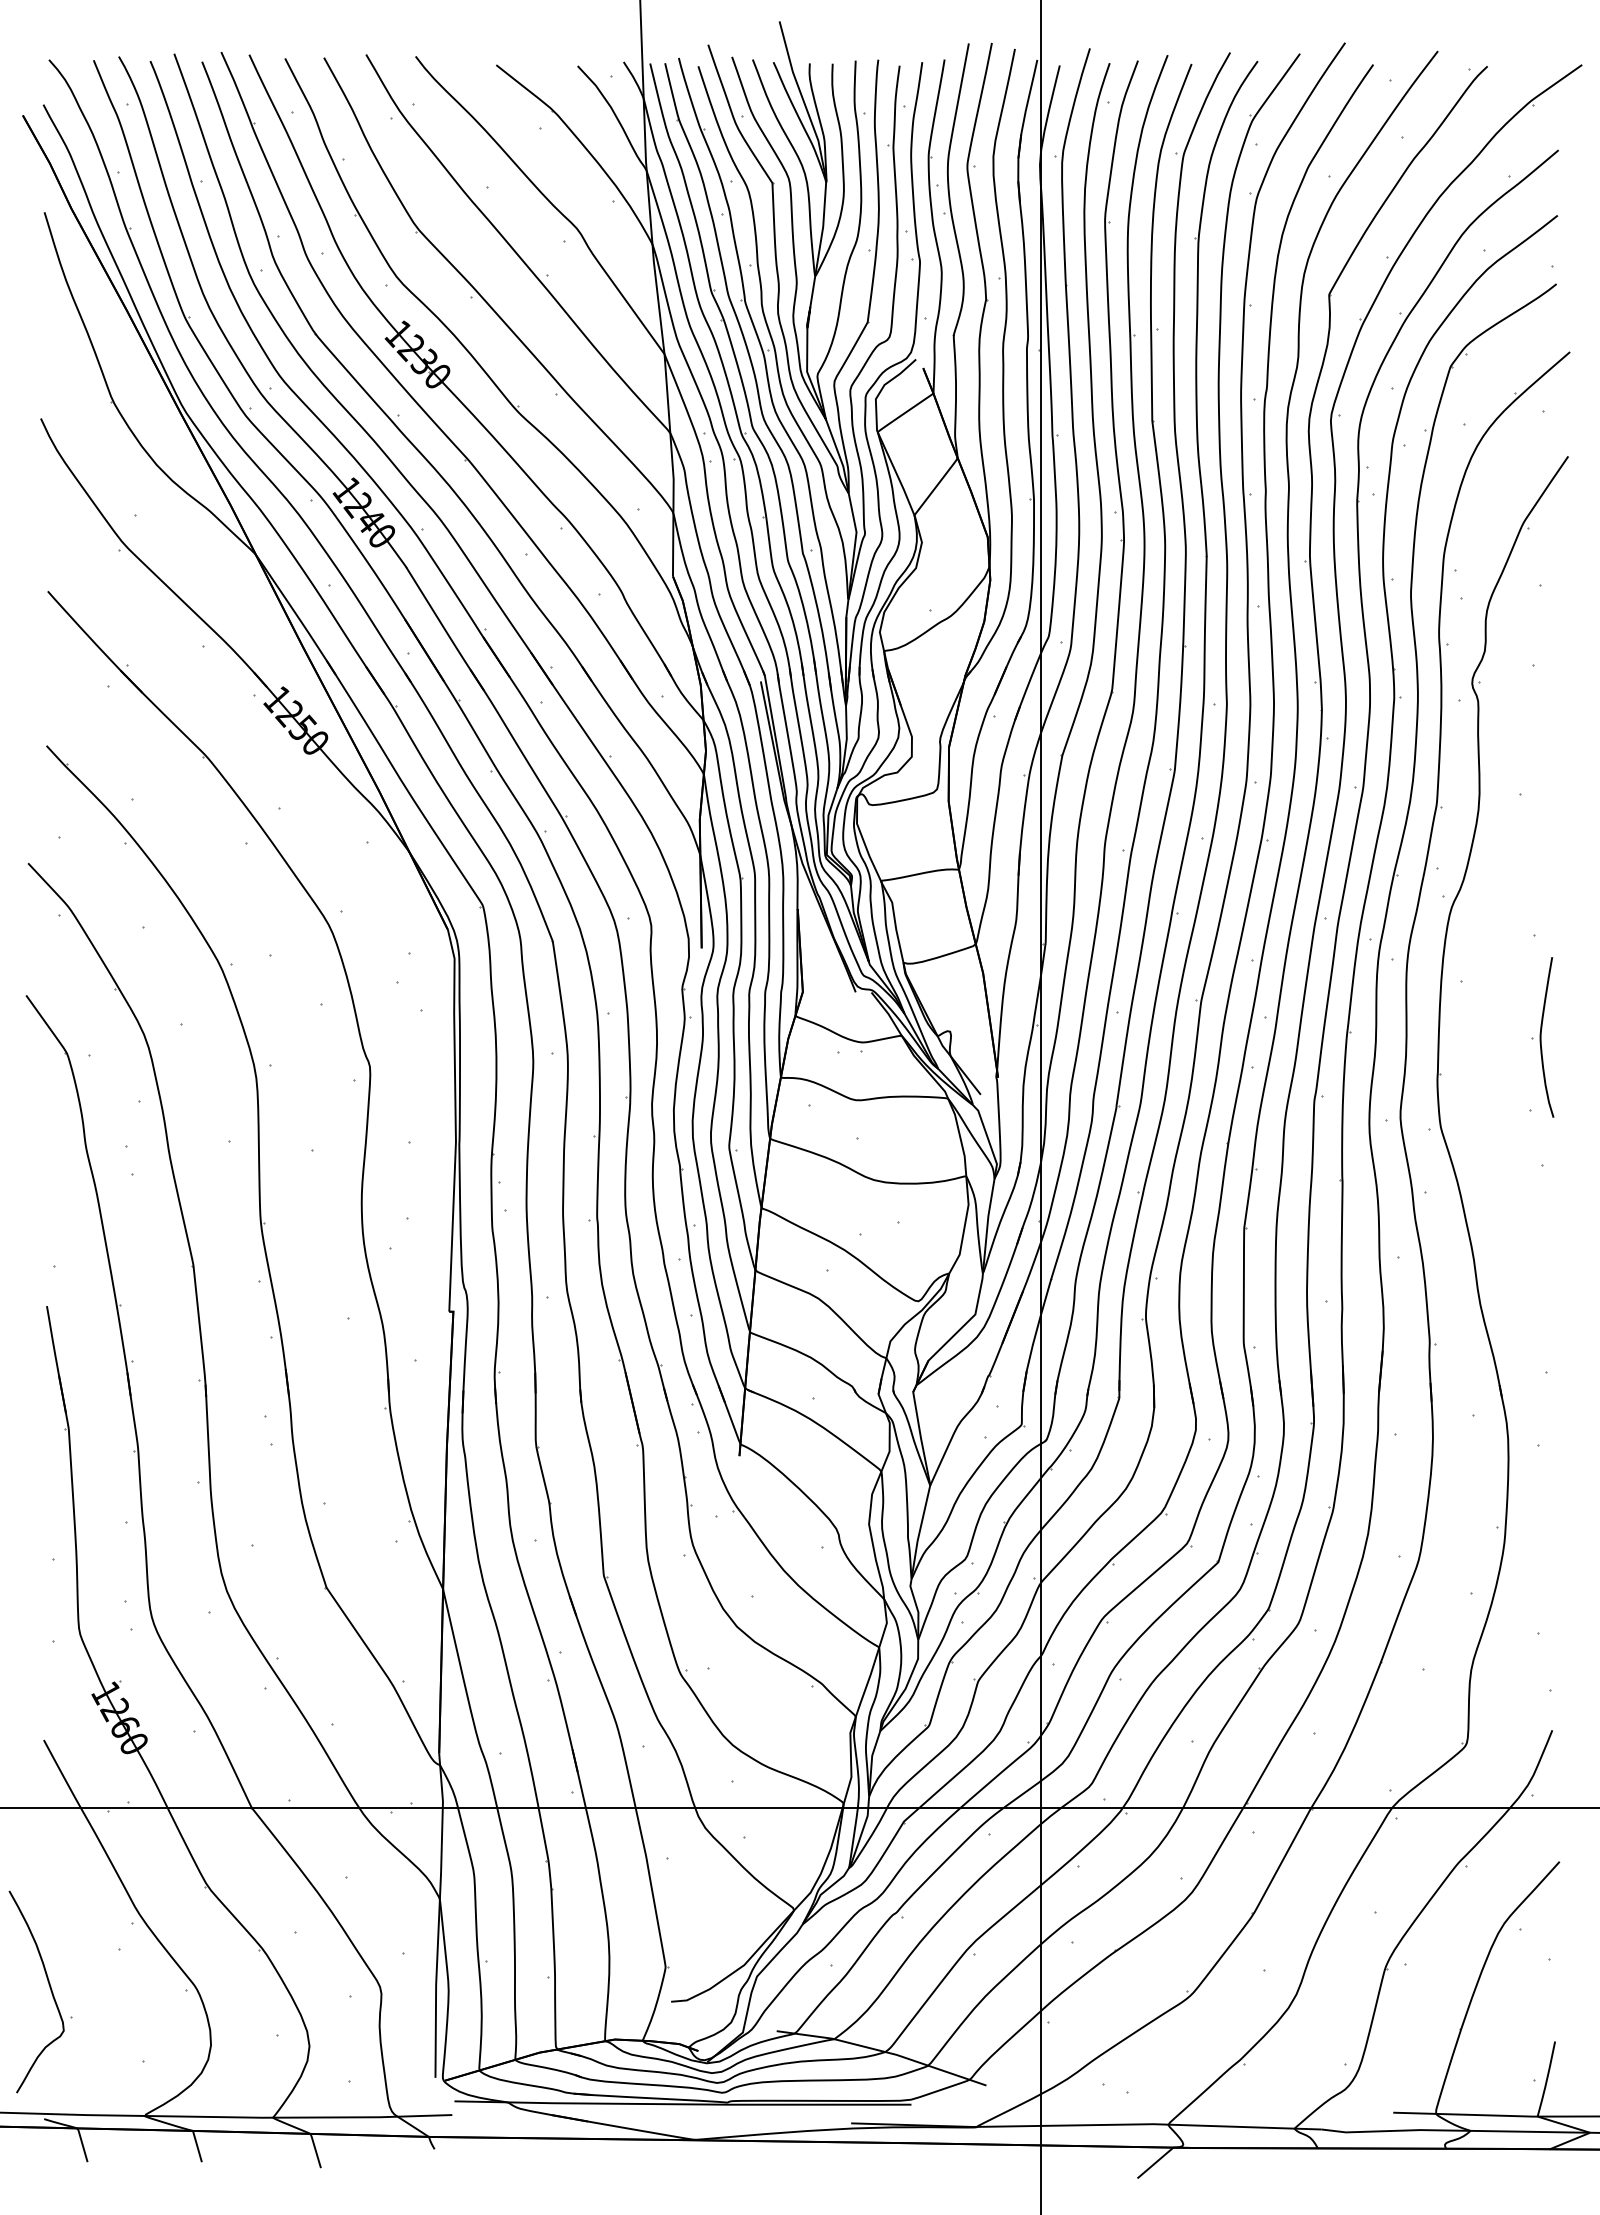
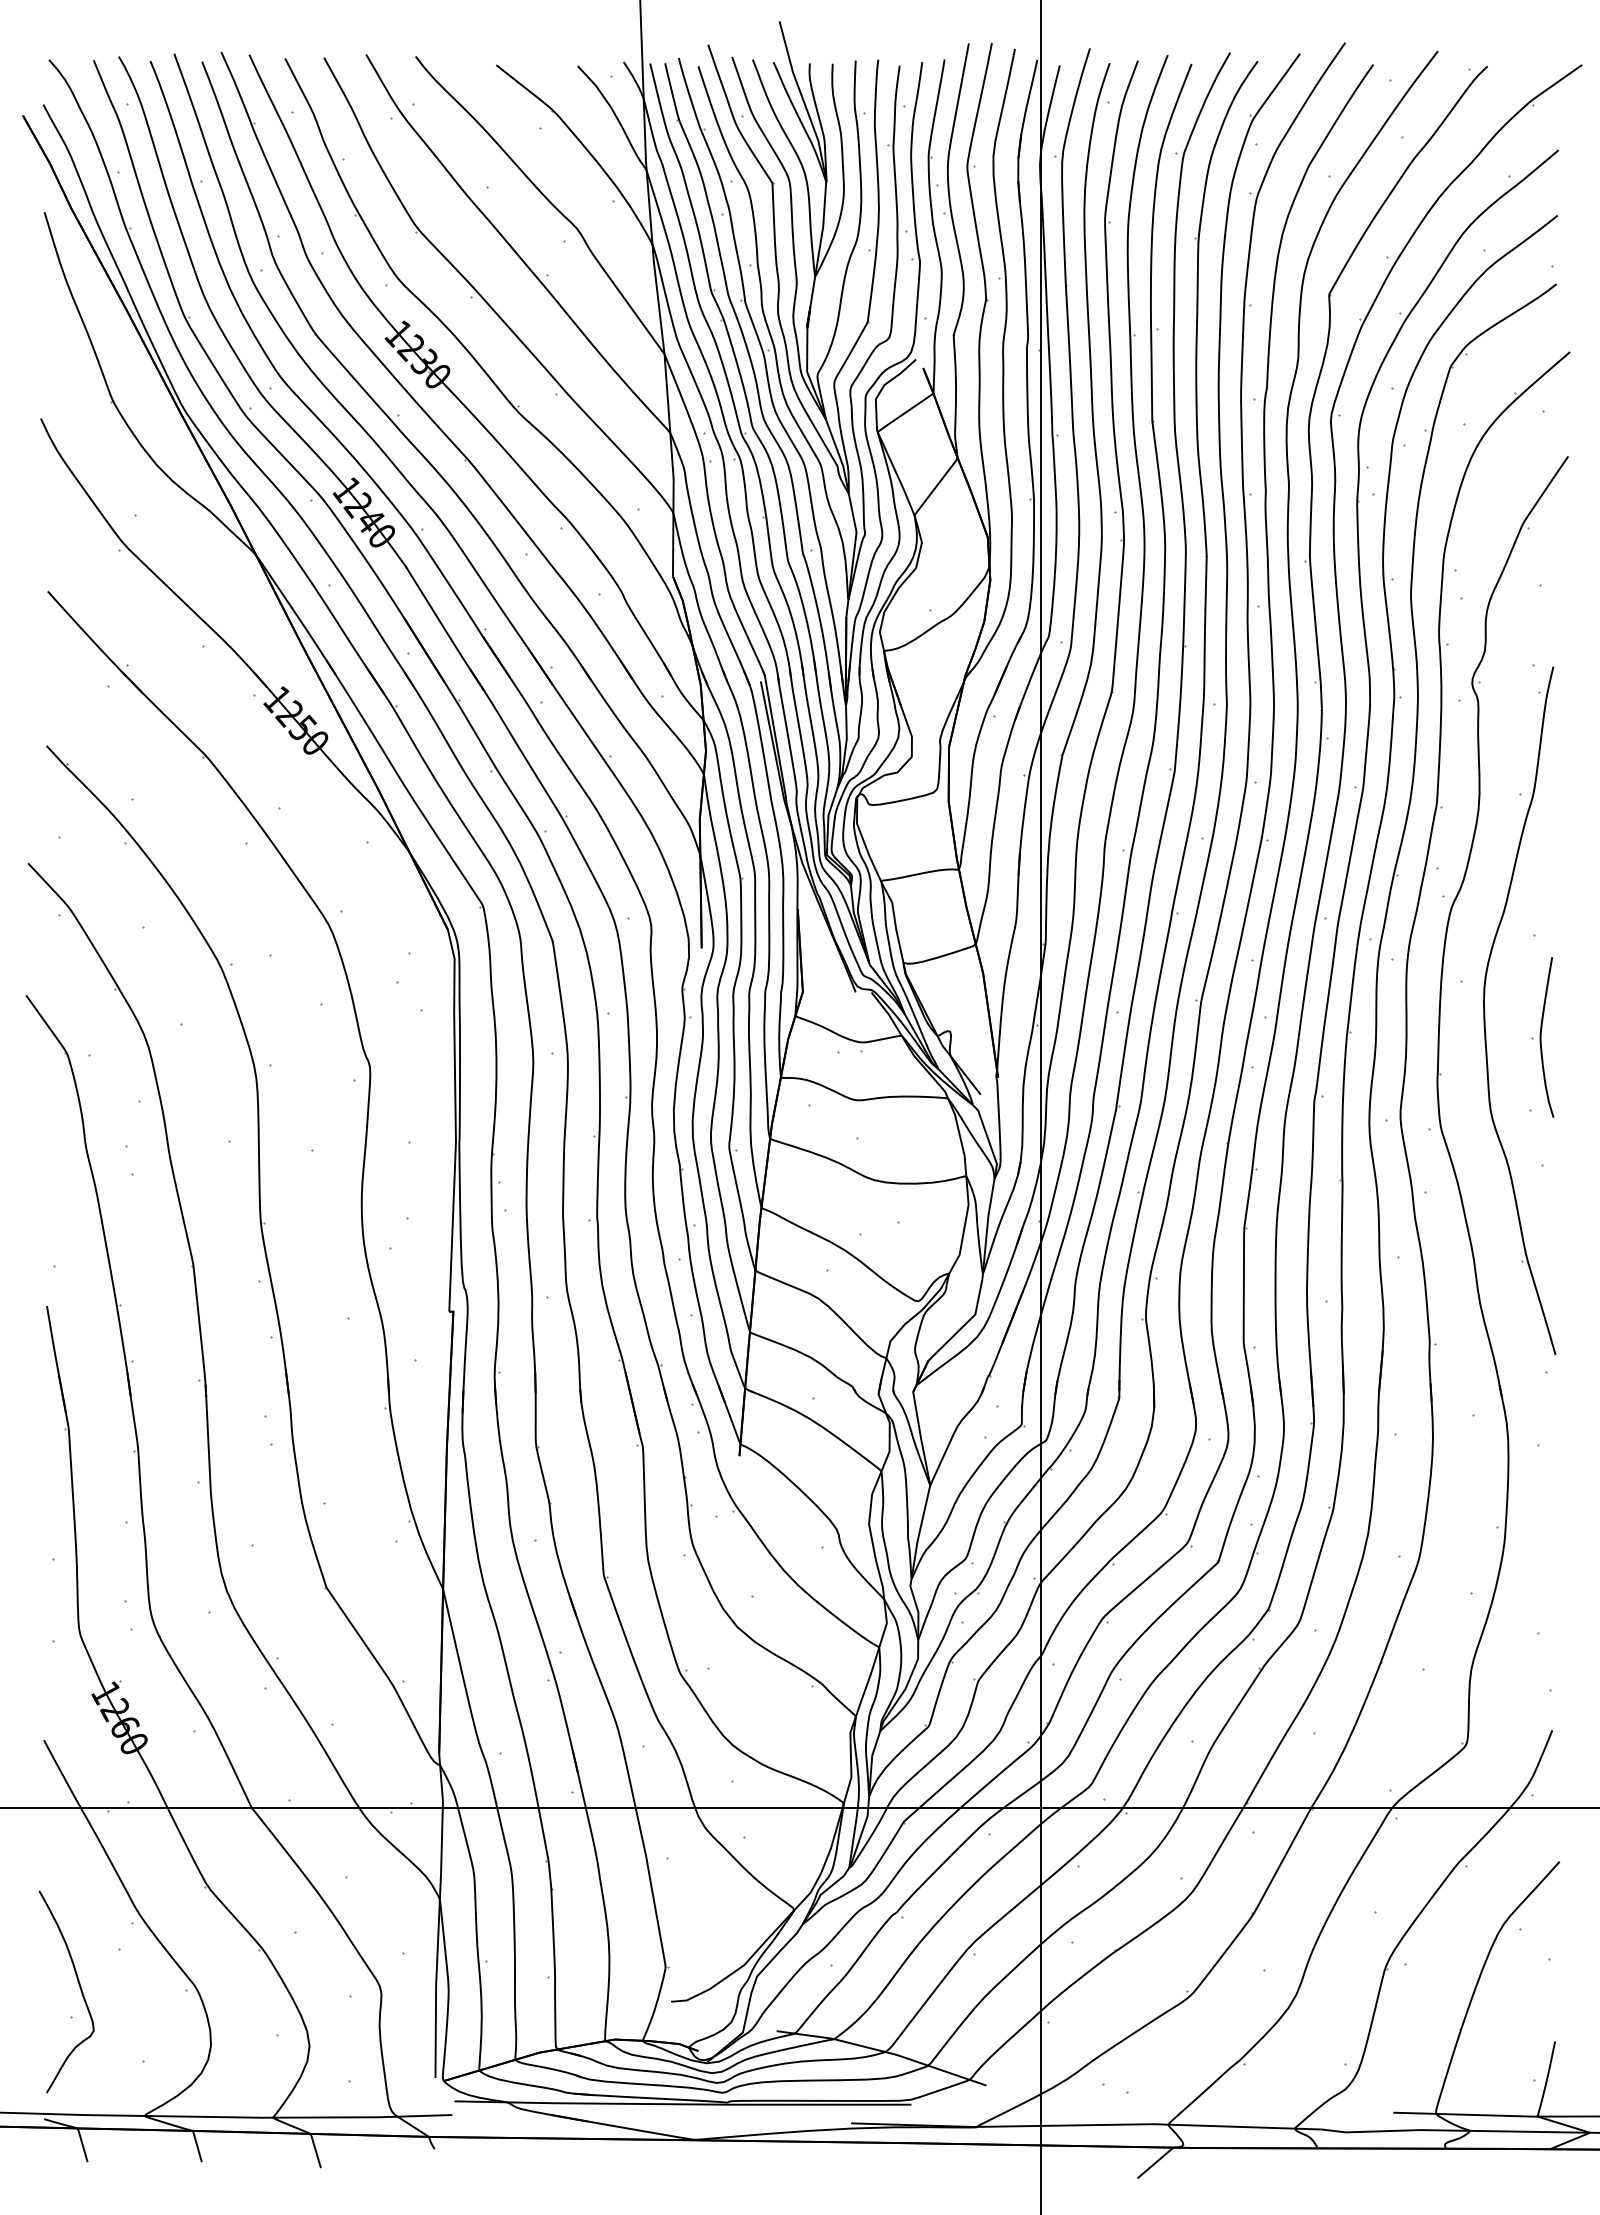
part: none -> present (1485, 1011)
curve position: (49, 1987) -> (79, 1987) (79, 1987)
